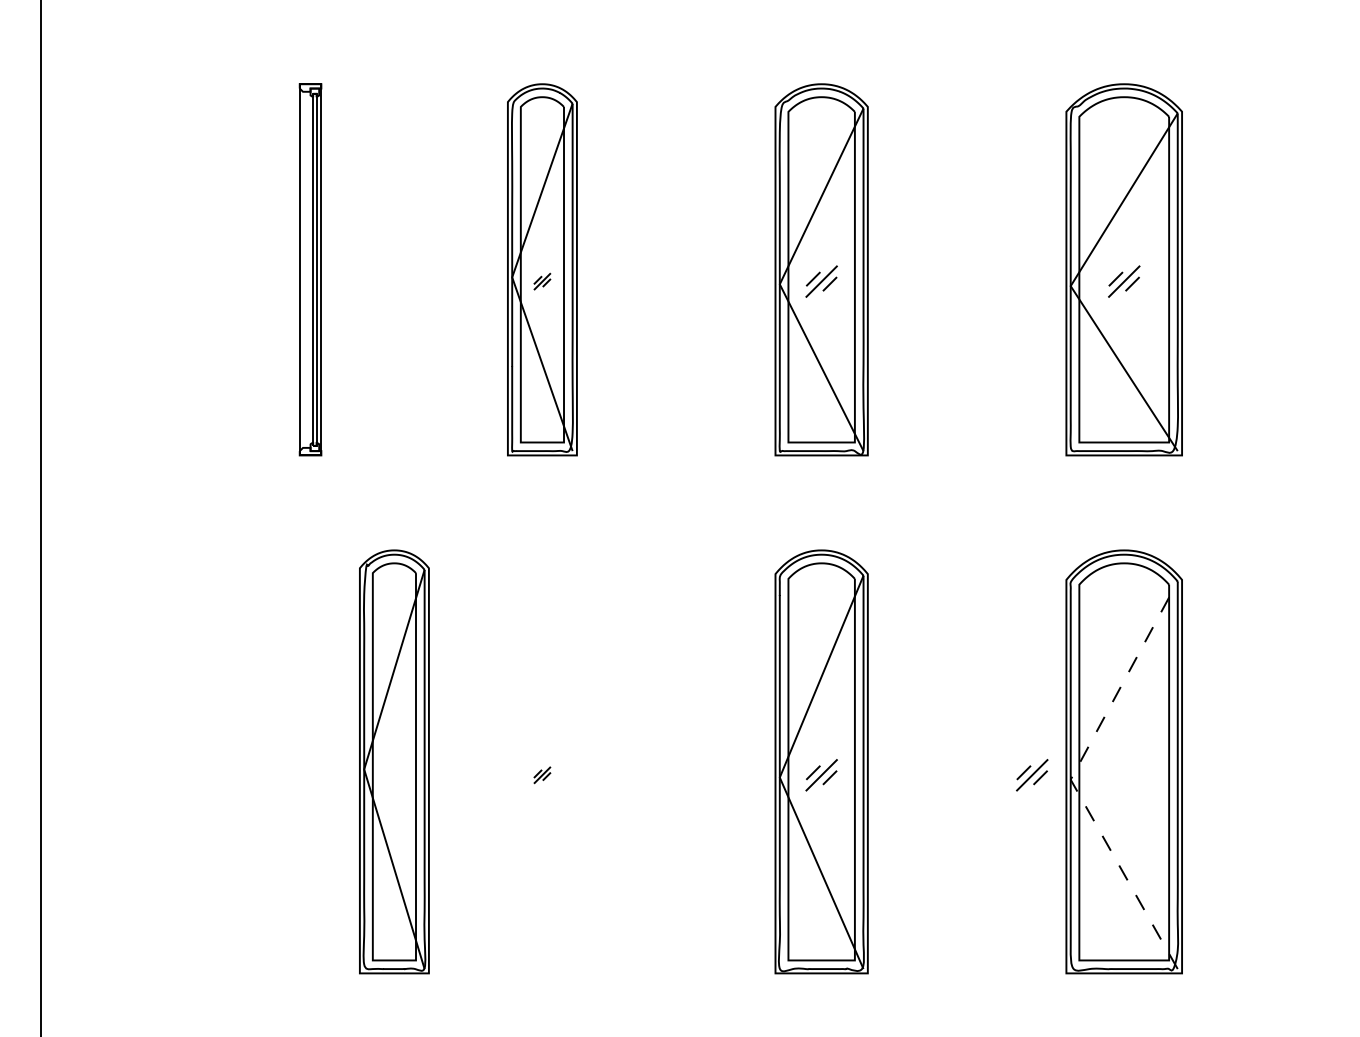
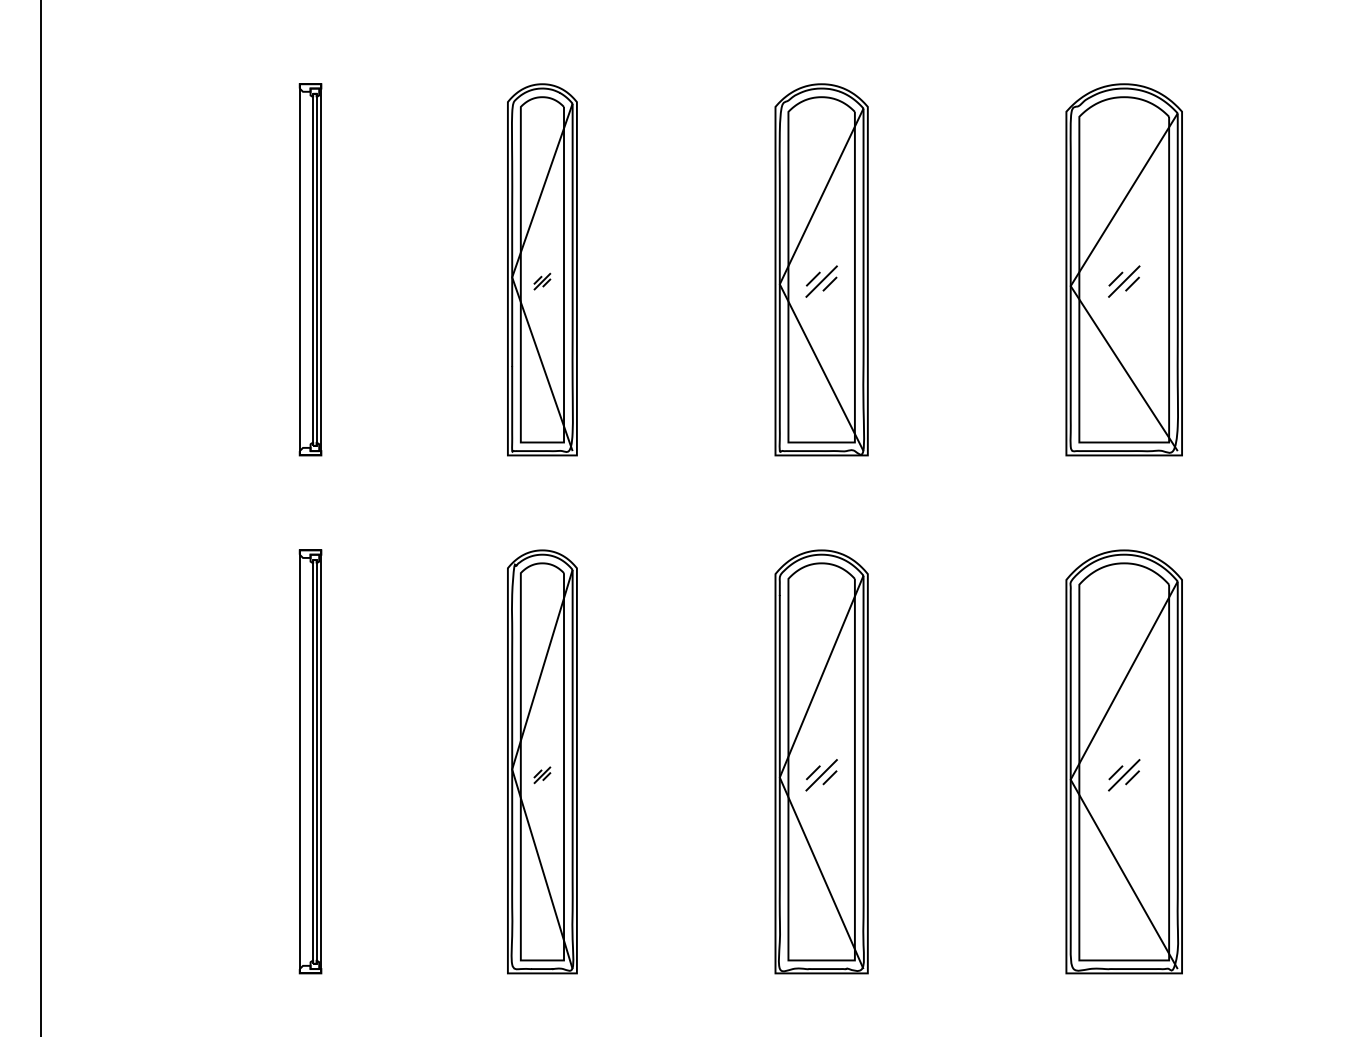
part: none -> present (310, 761)
part position: (394, 761) -> (542, 761) (542, 761)
part position: (1032, 775) -> (1124, 775) (1124, 775)
line: dashed -> solid (1072, 776)
